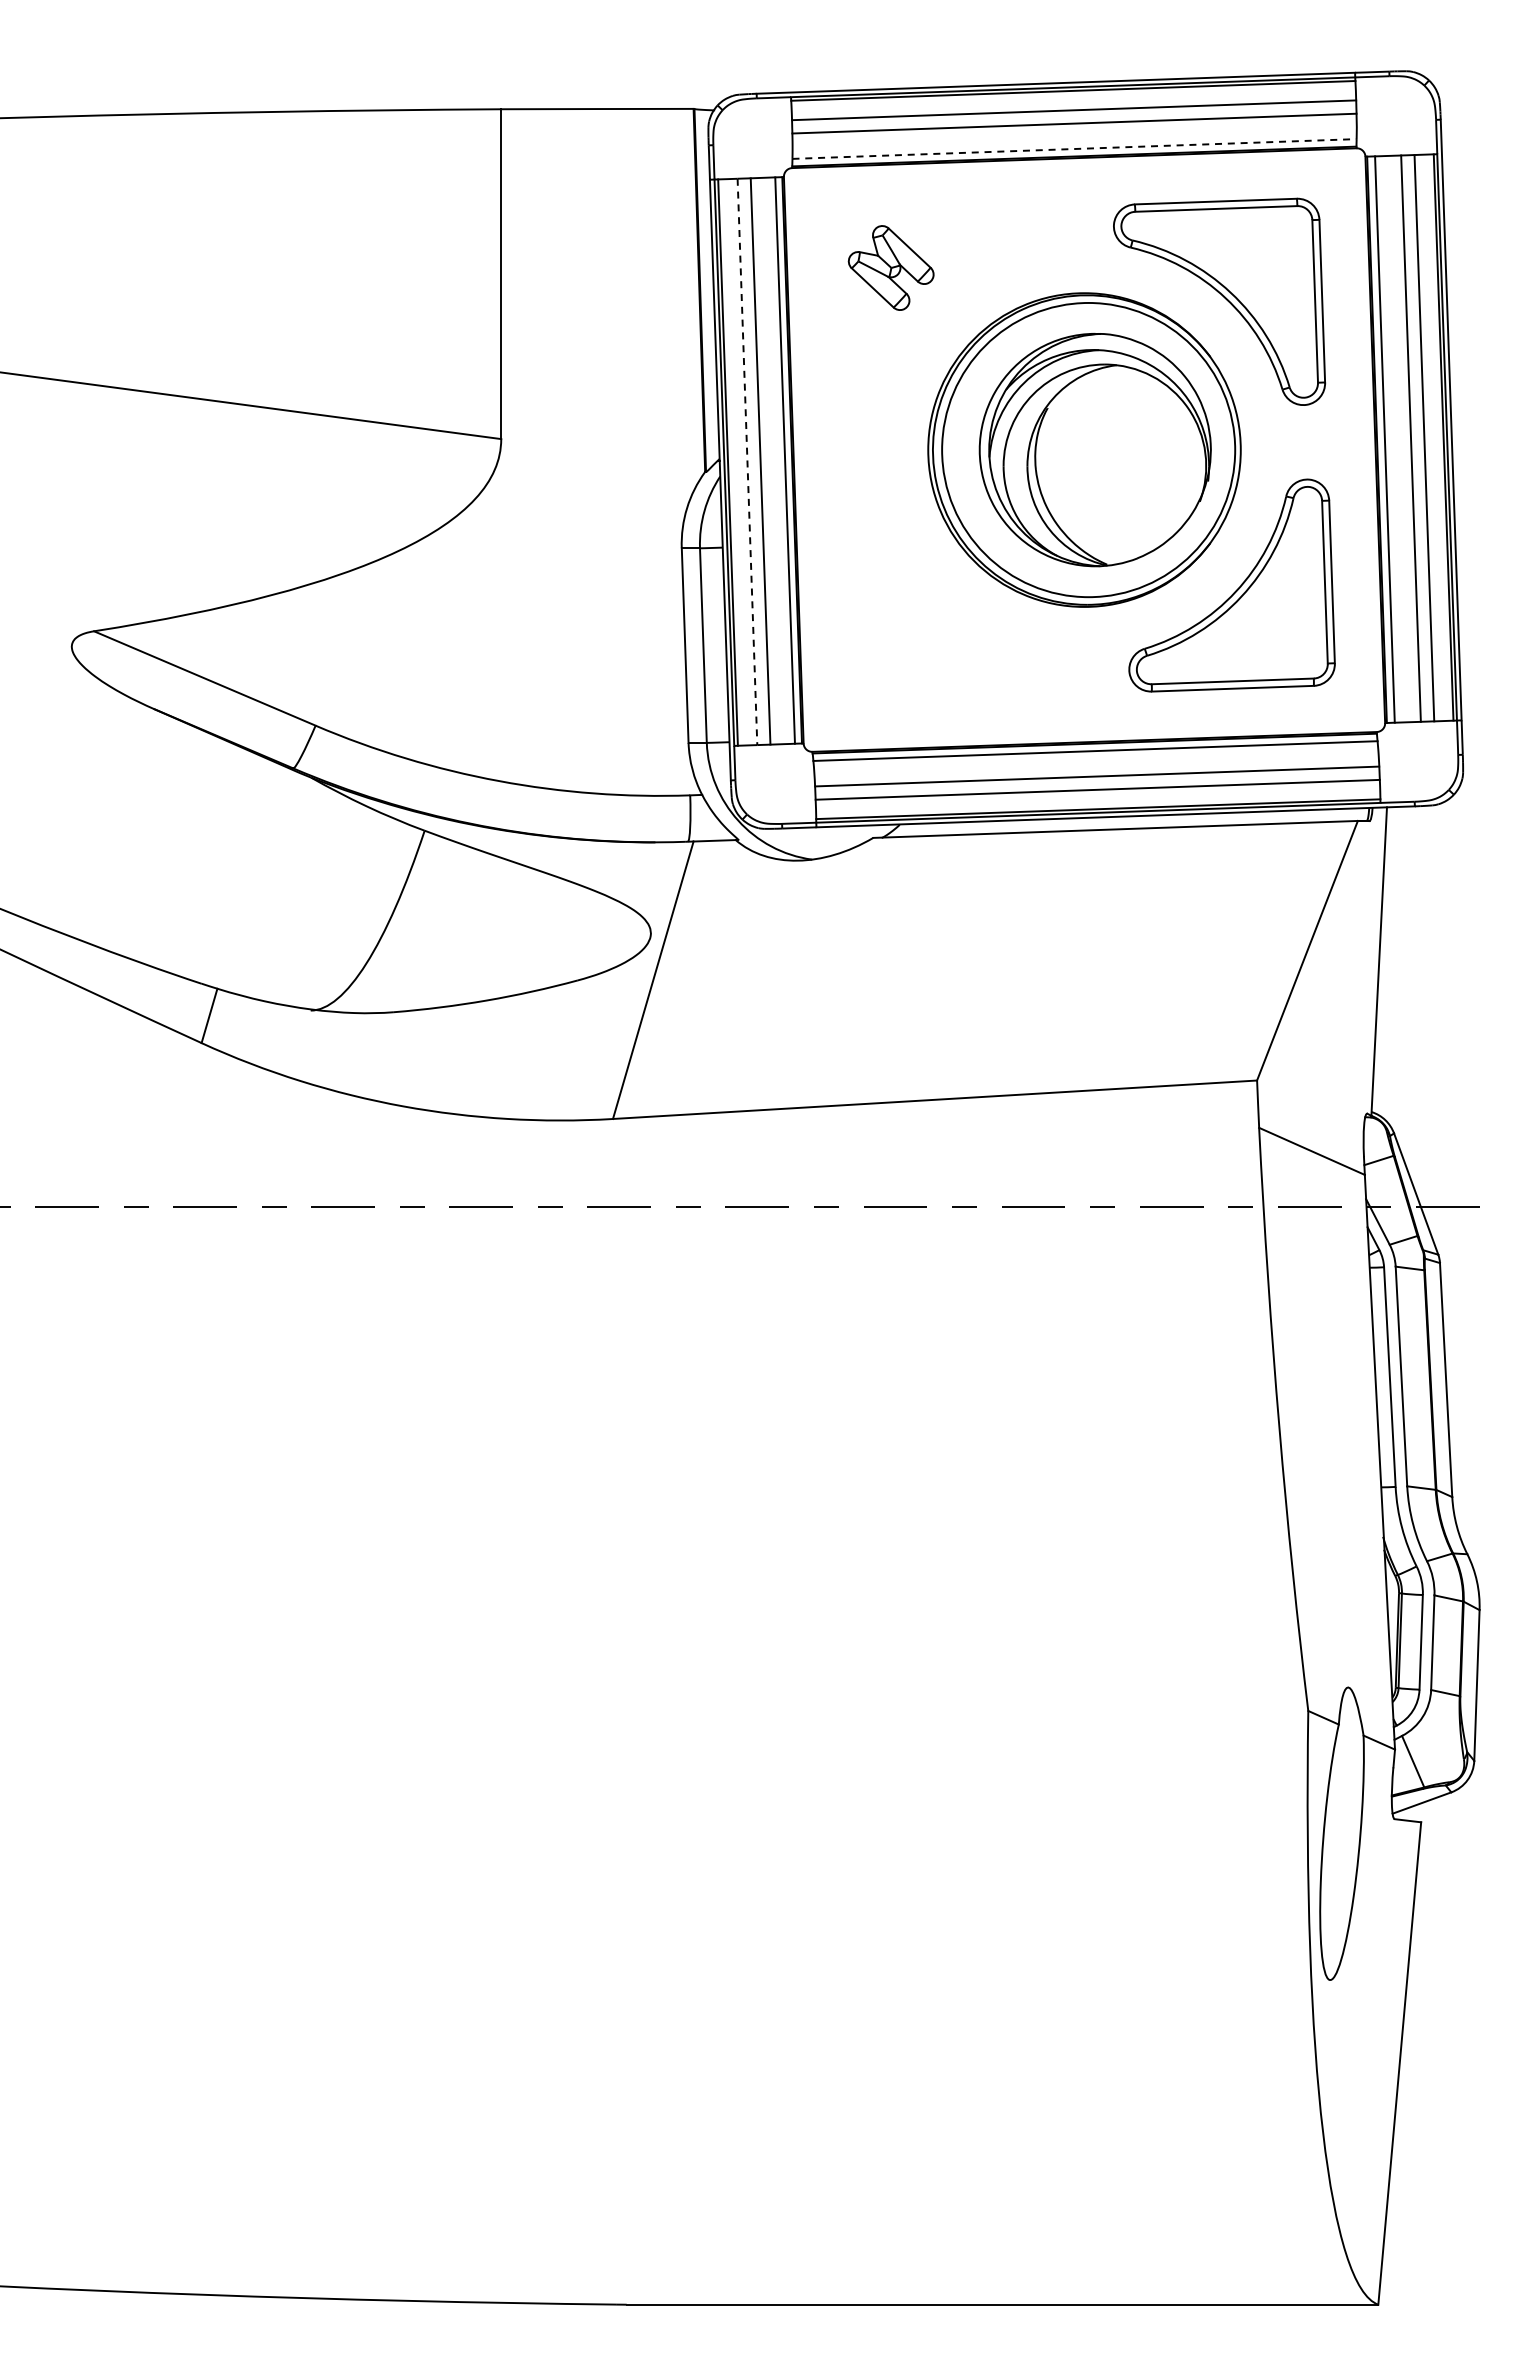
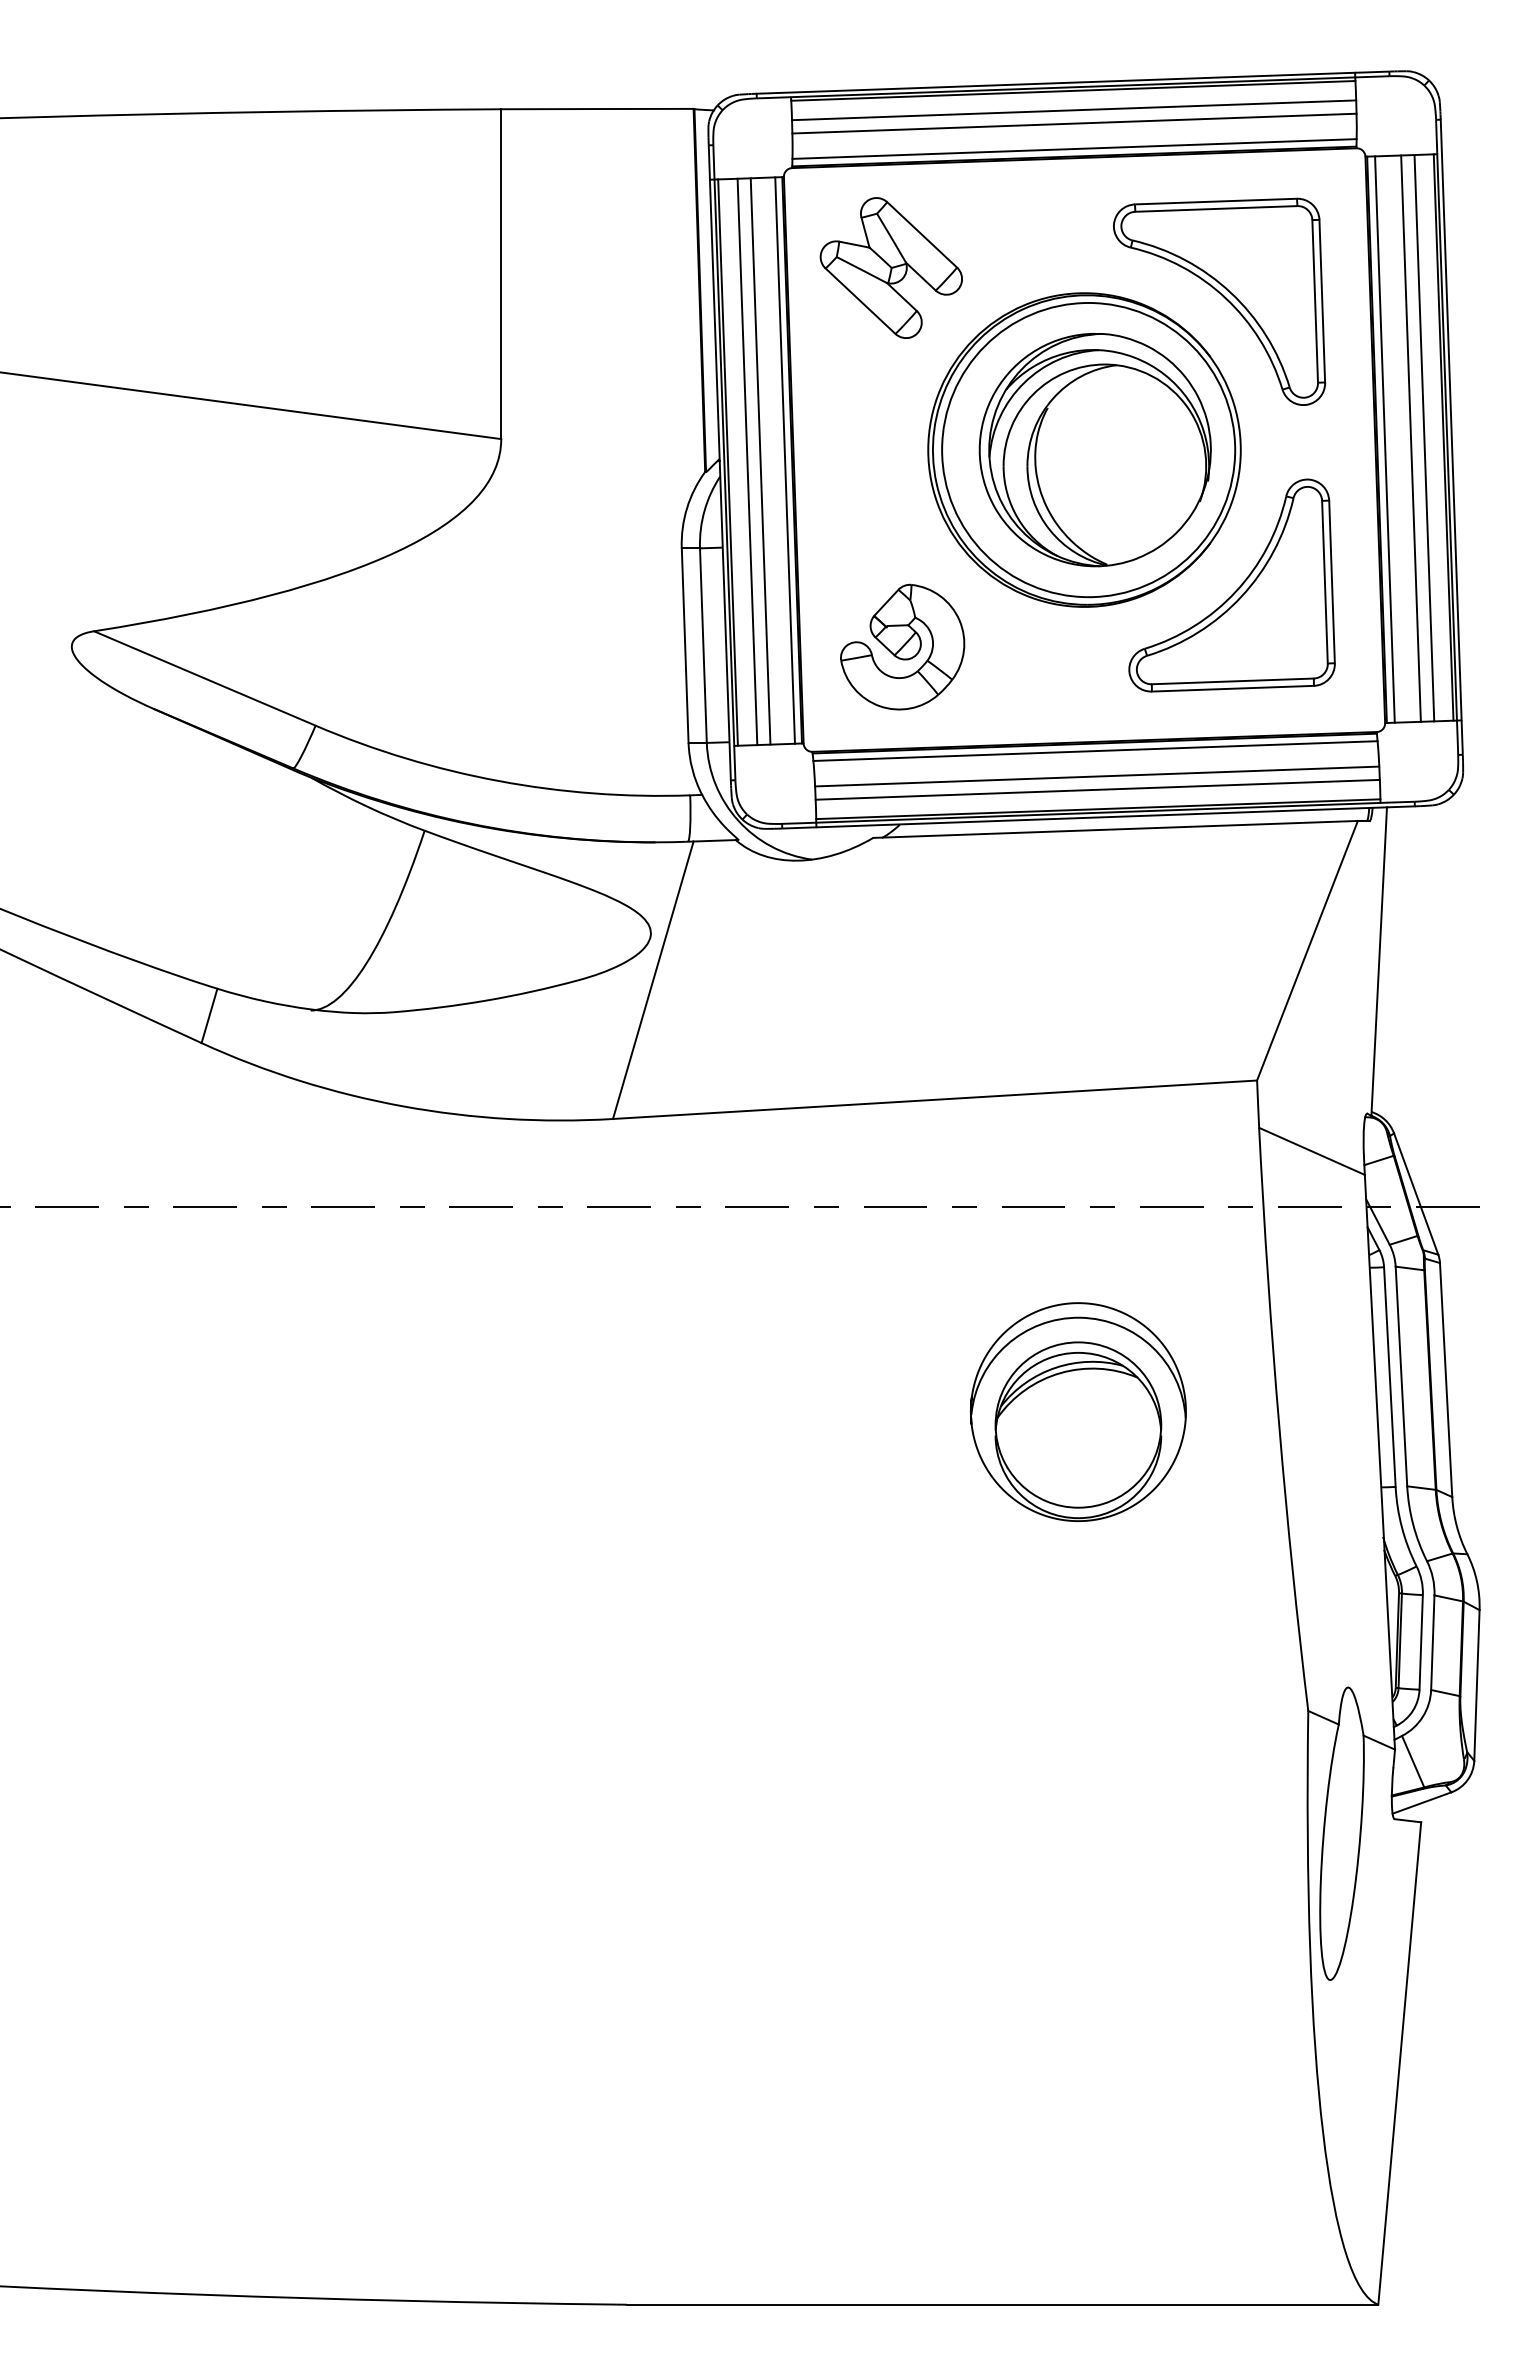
line: dashed -> solid (1075, 149)
part size: 88x86 px -> 144x142 px (890, 267)
line: dashed -> solid (747, 462)
part: none -> present (902, 646)
part: none -> present (1078, 1411)
